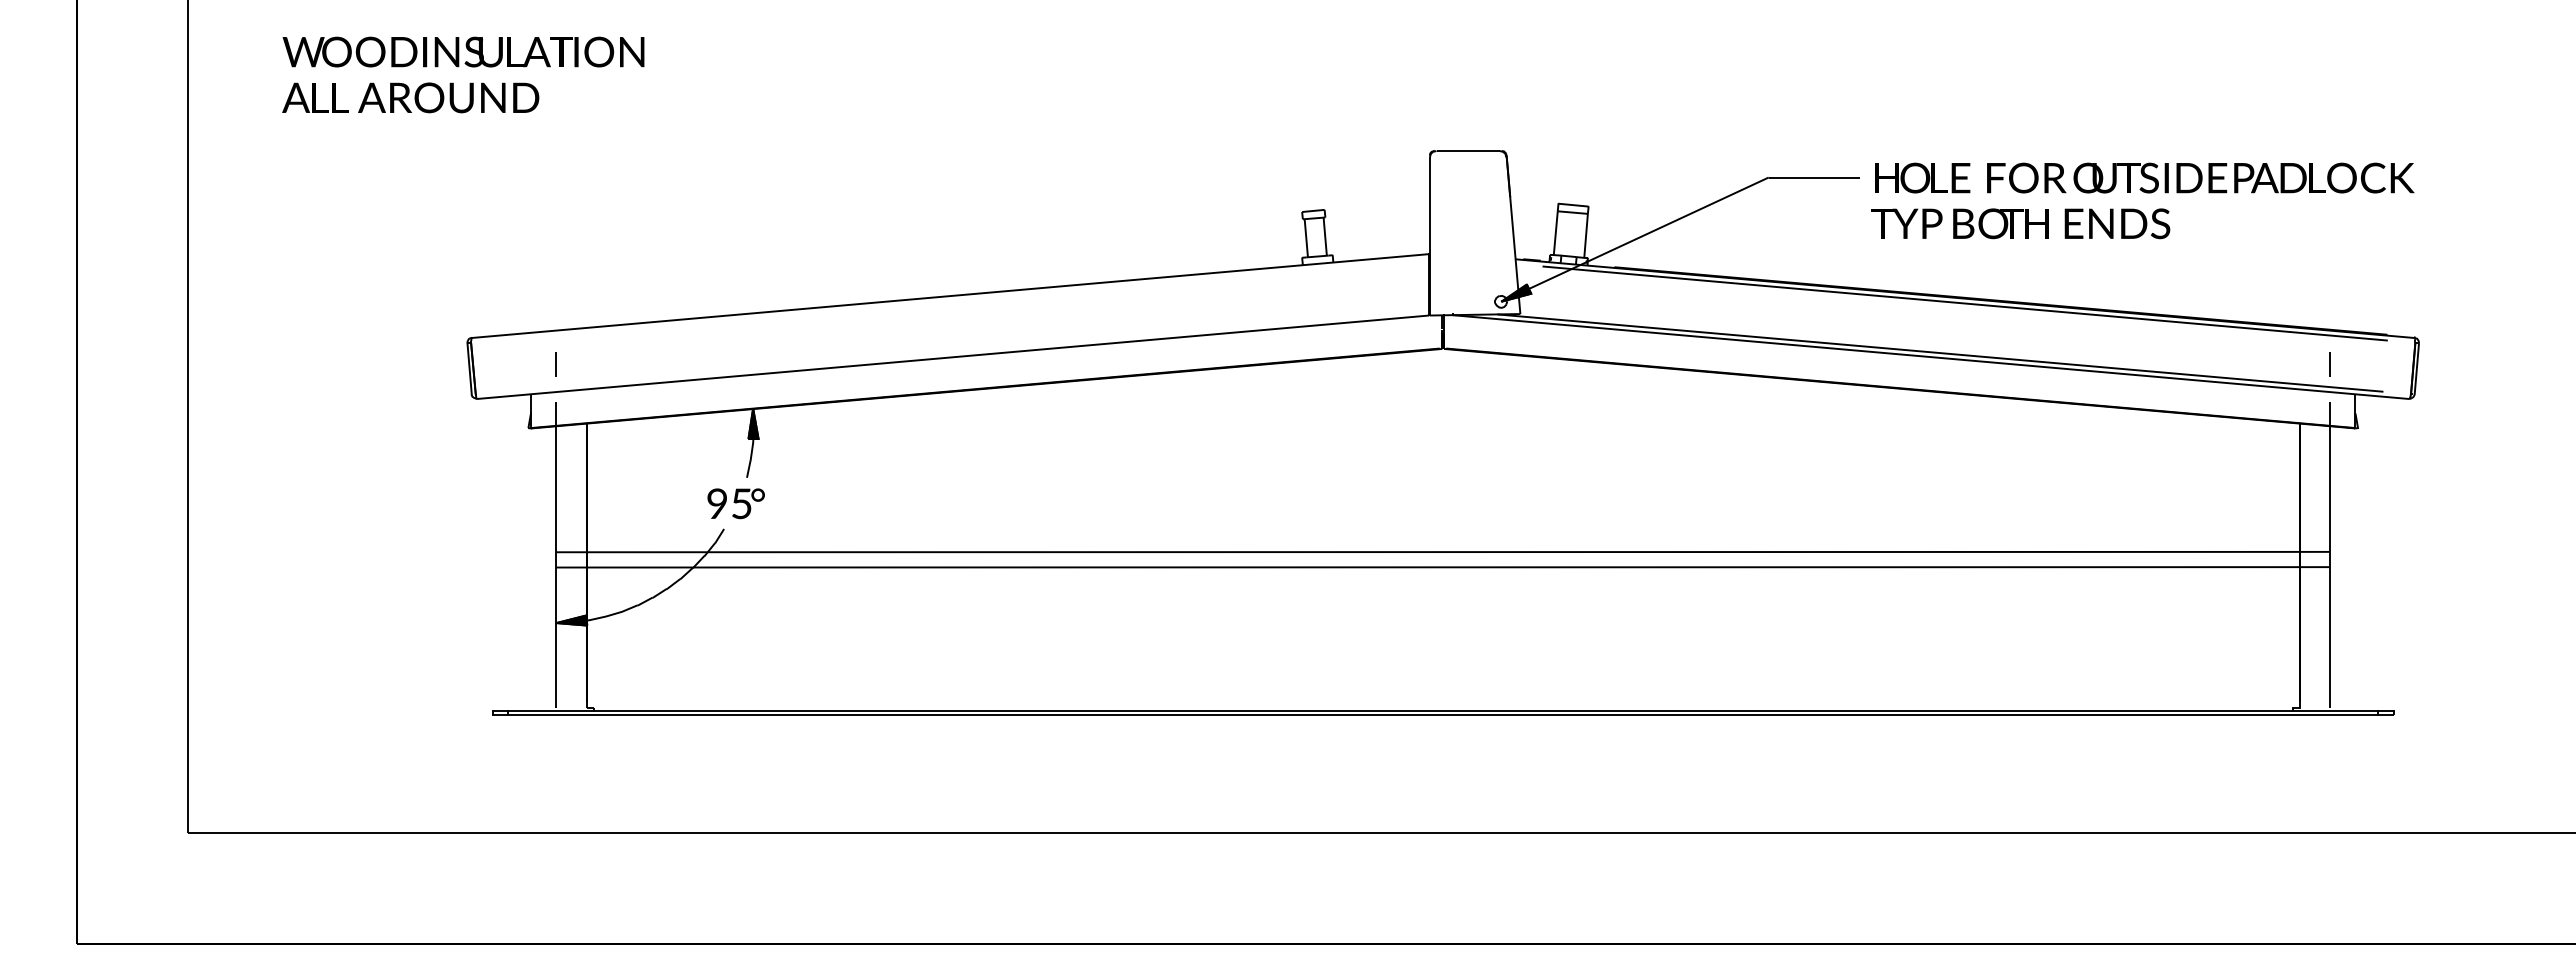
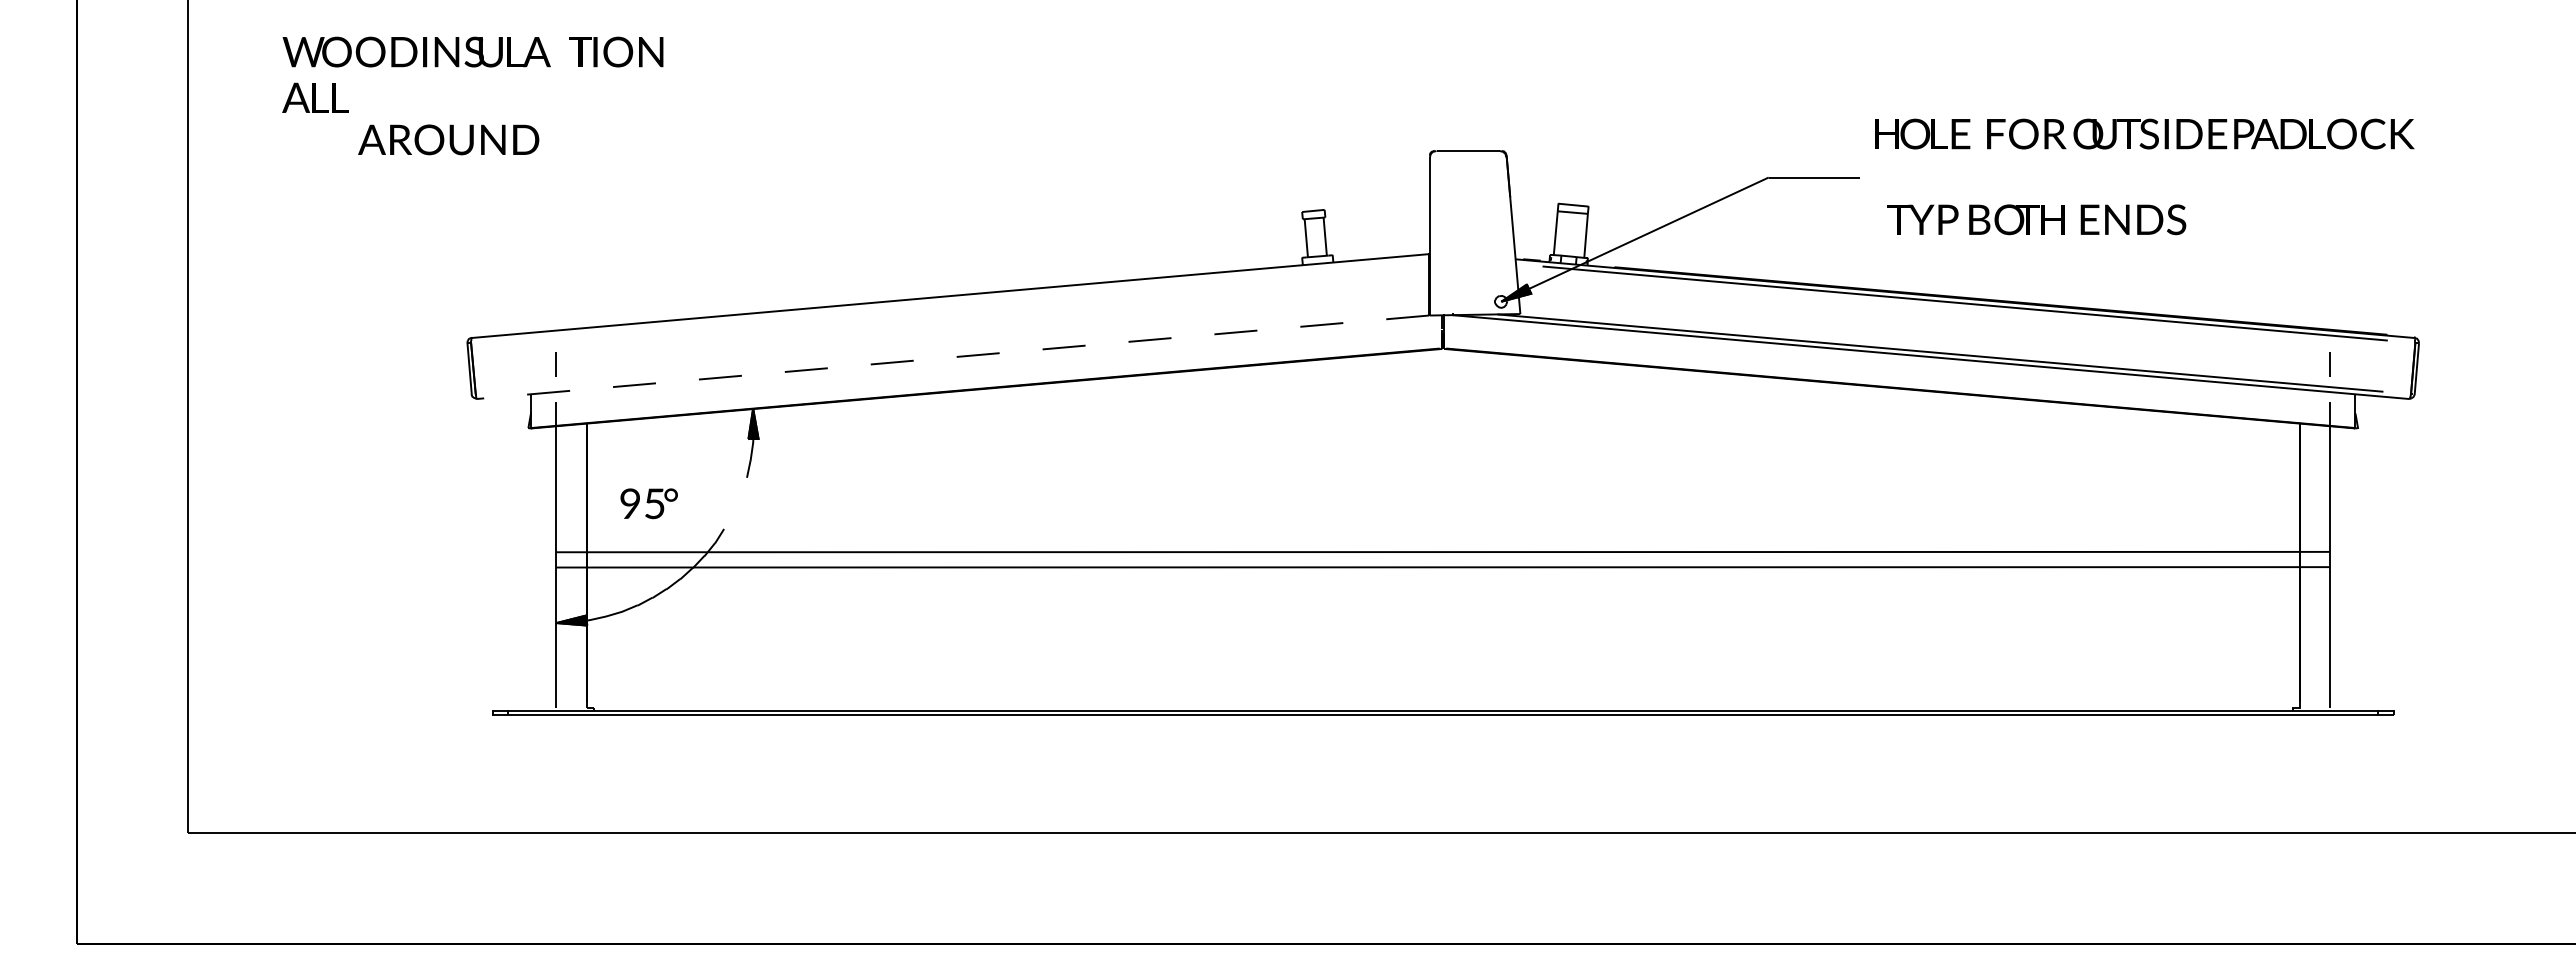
text position: (597, 51) -> (616, 51) (616, 51)
text position: (448, 97) -> (448, 139) (448, 139)
text position: (2144, 177) -> (2144, 133) (2144, 133)
text position: (2020, 223) -> (2036, 219) (2036, 219)
line: solid -> dashed (952, 357)
text position: (735, 503) -> (648, 503) (648, 503)
